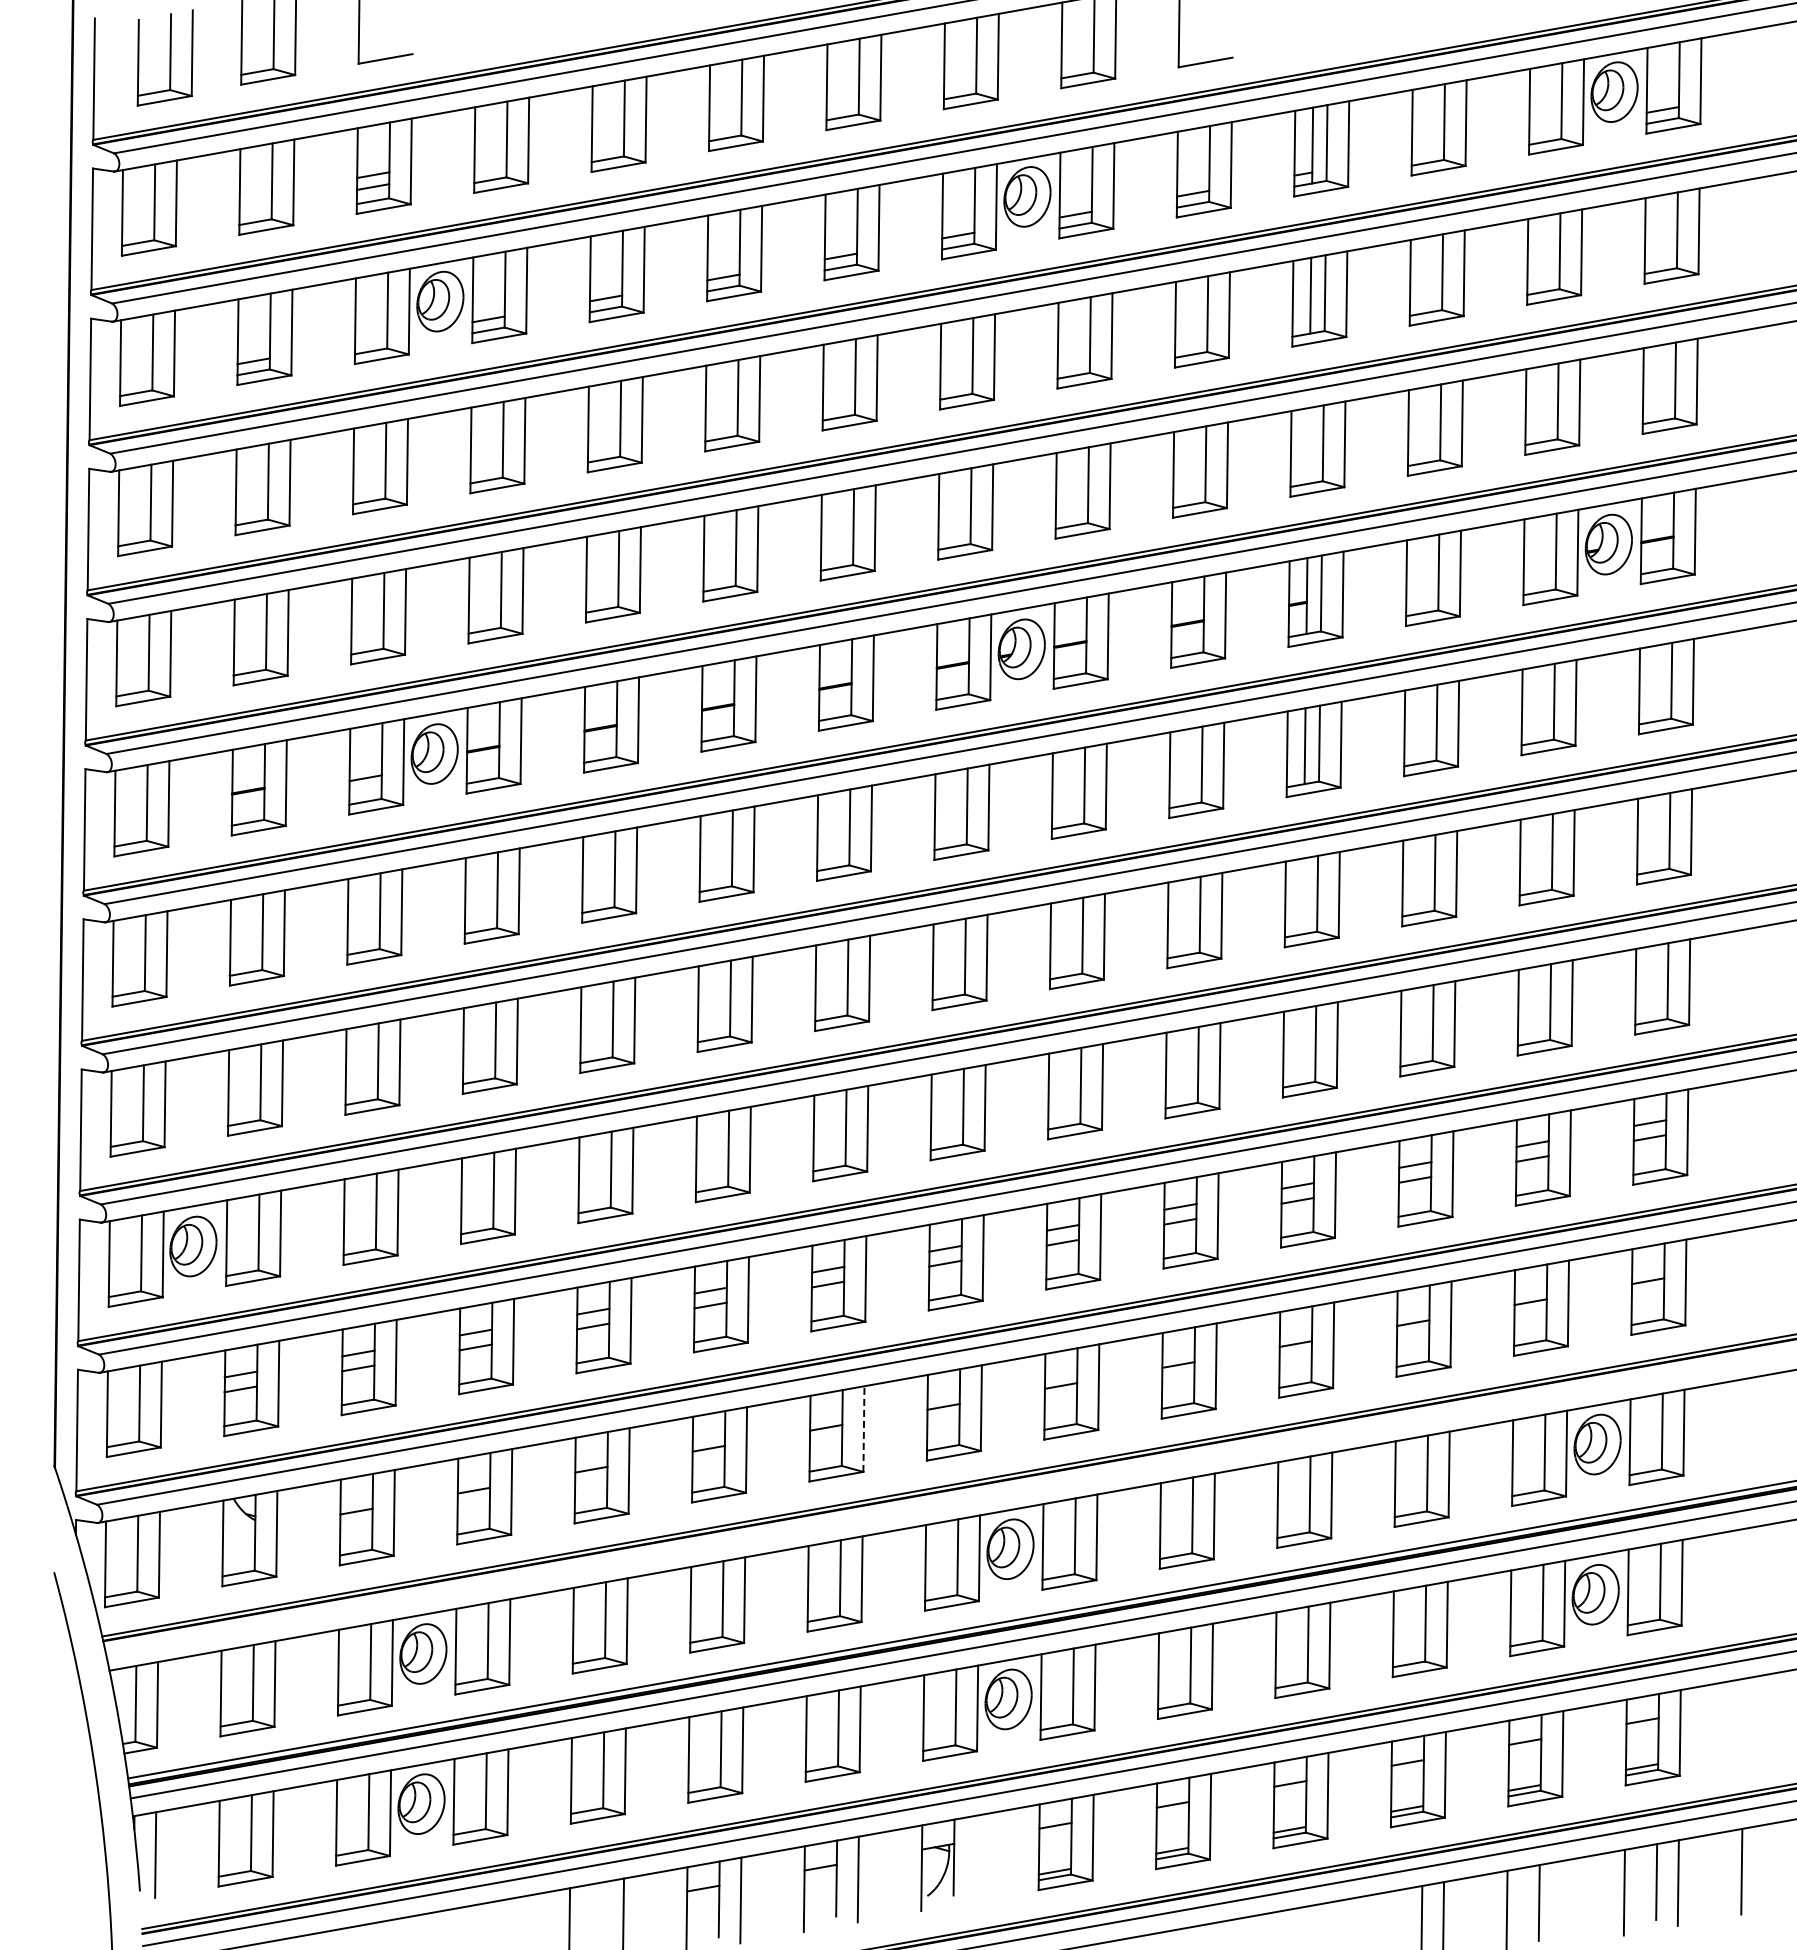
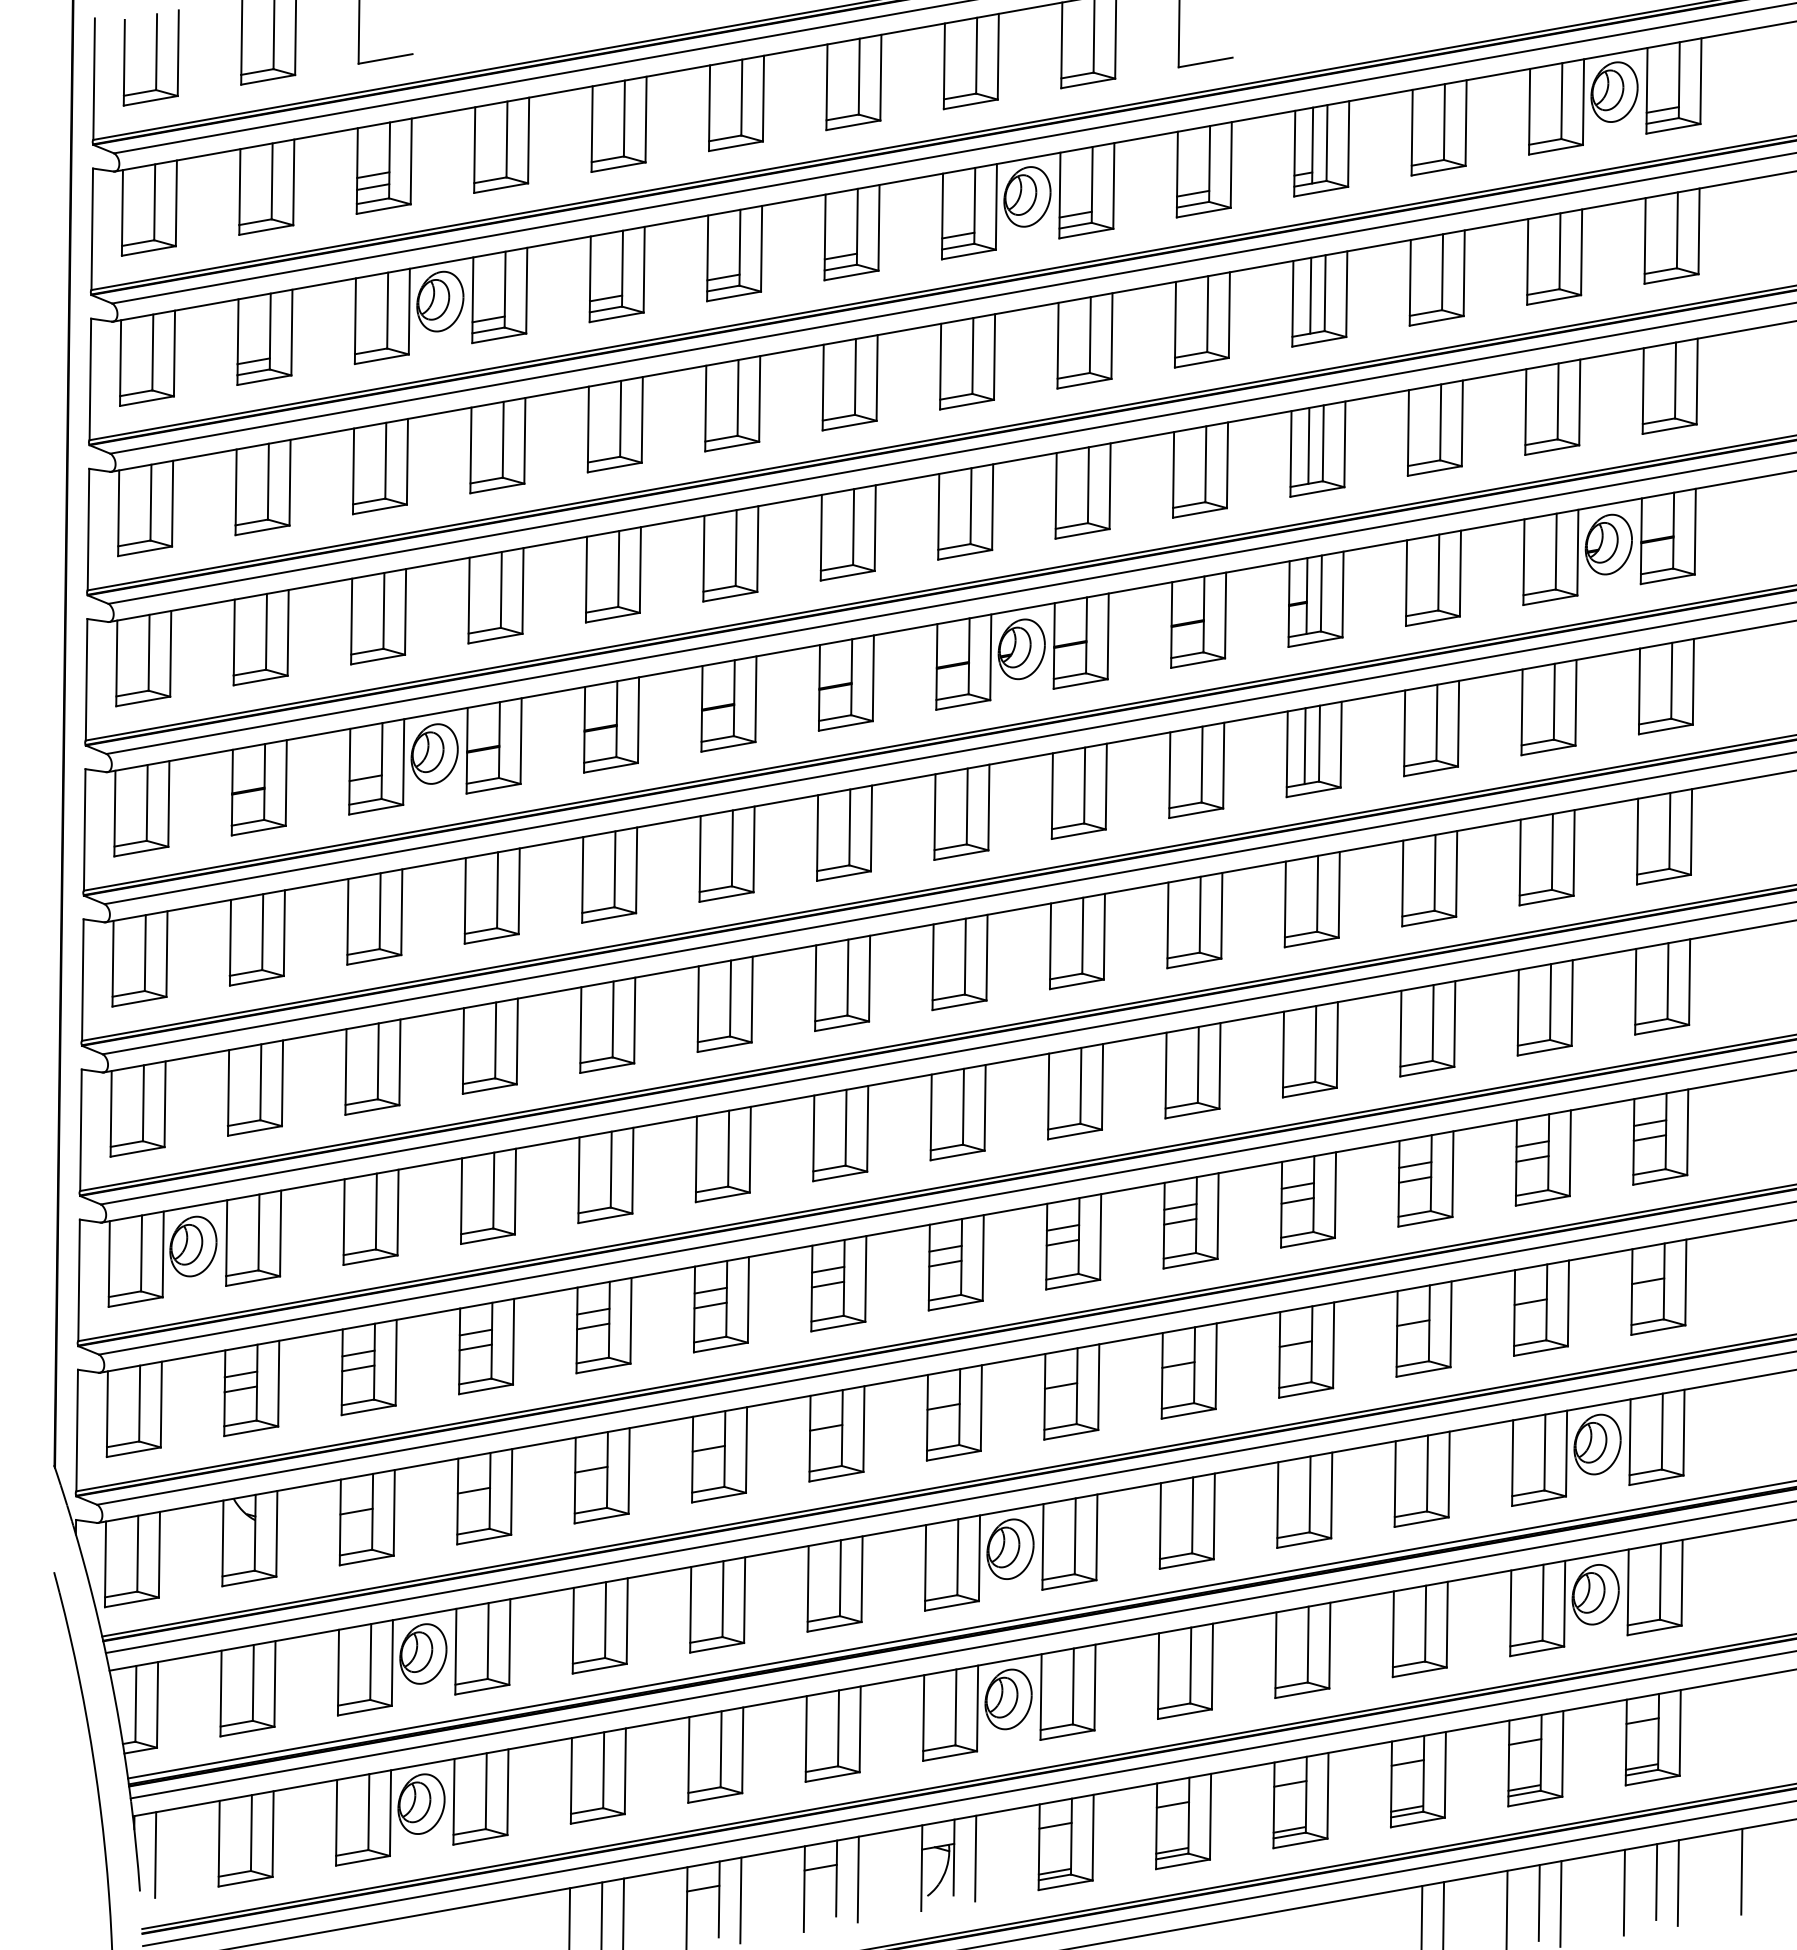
part position: (164, 57) -> (150, 57) (150, 57)
line: none -> present (1308, 445)
line: dashed -> solid (863, 1429)
line: none -> present (949, 1502)
line: none -> present (975, 1858)
line: none -> present (1560, 1903)
line: none -> present (601, 1914)
